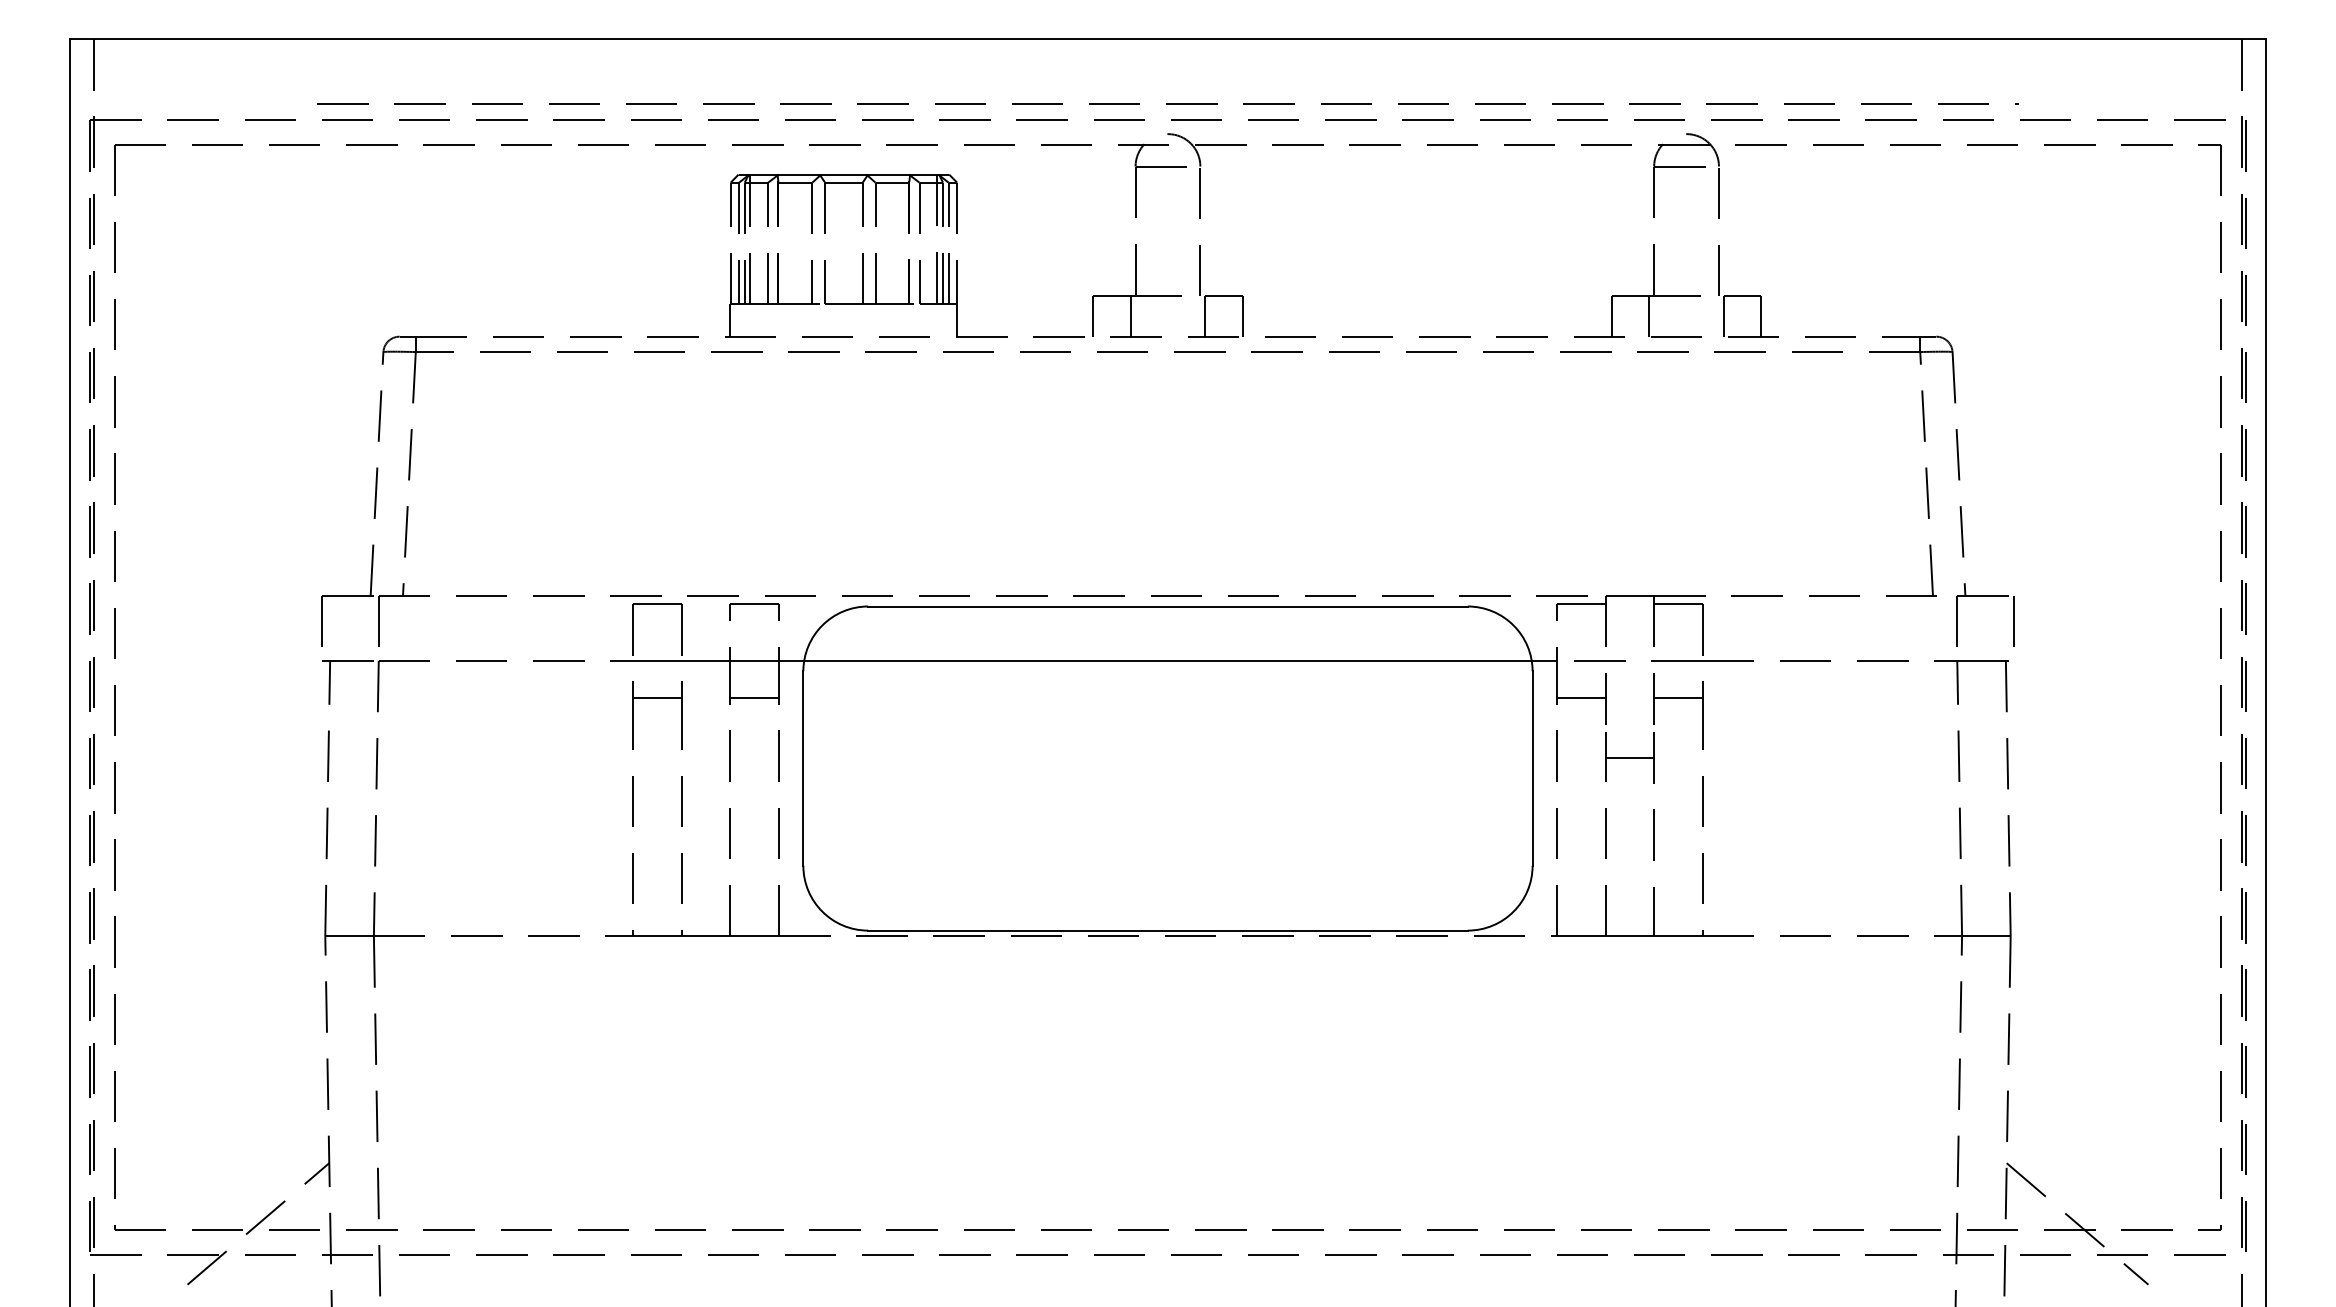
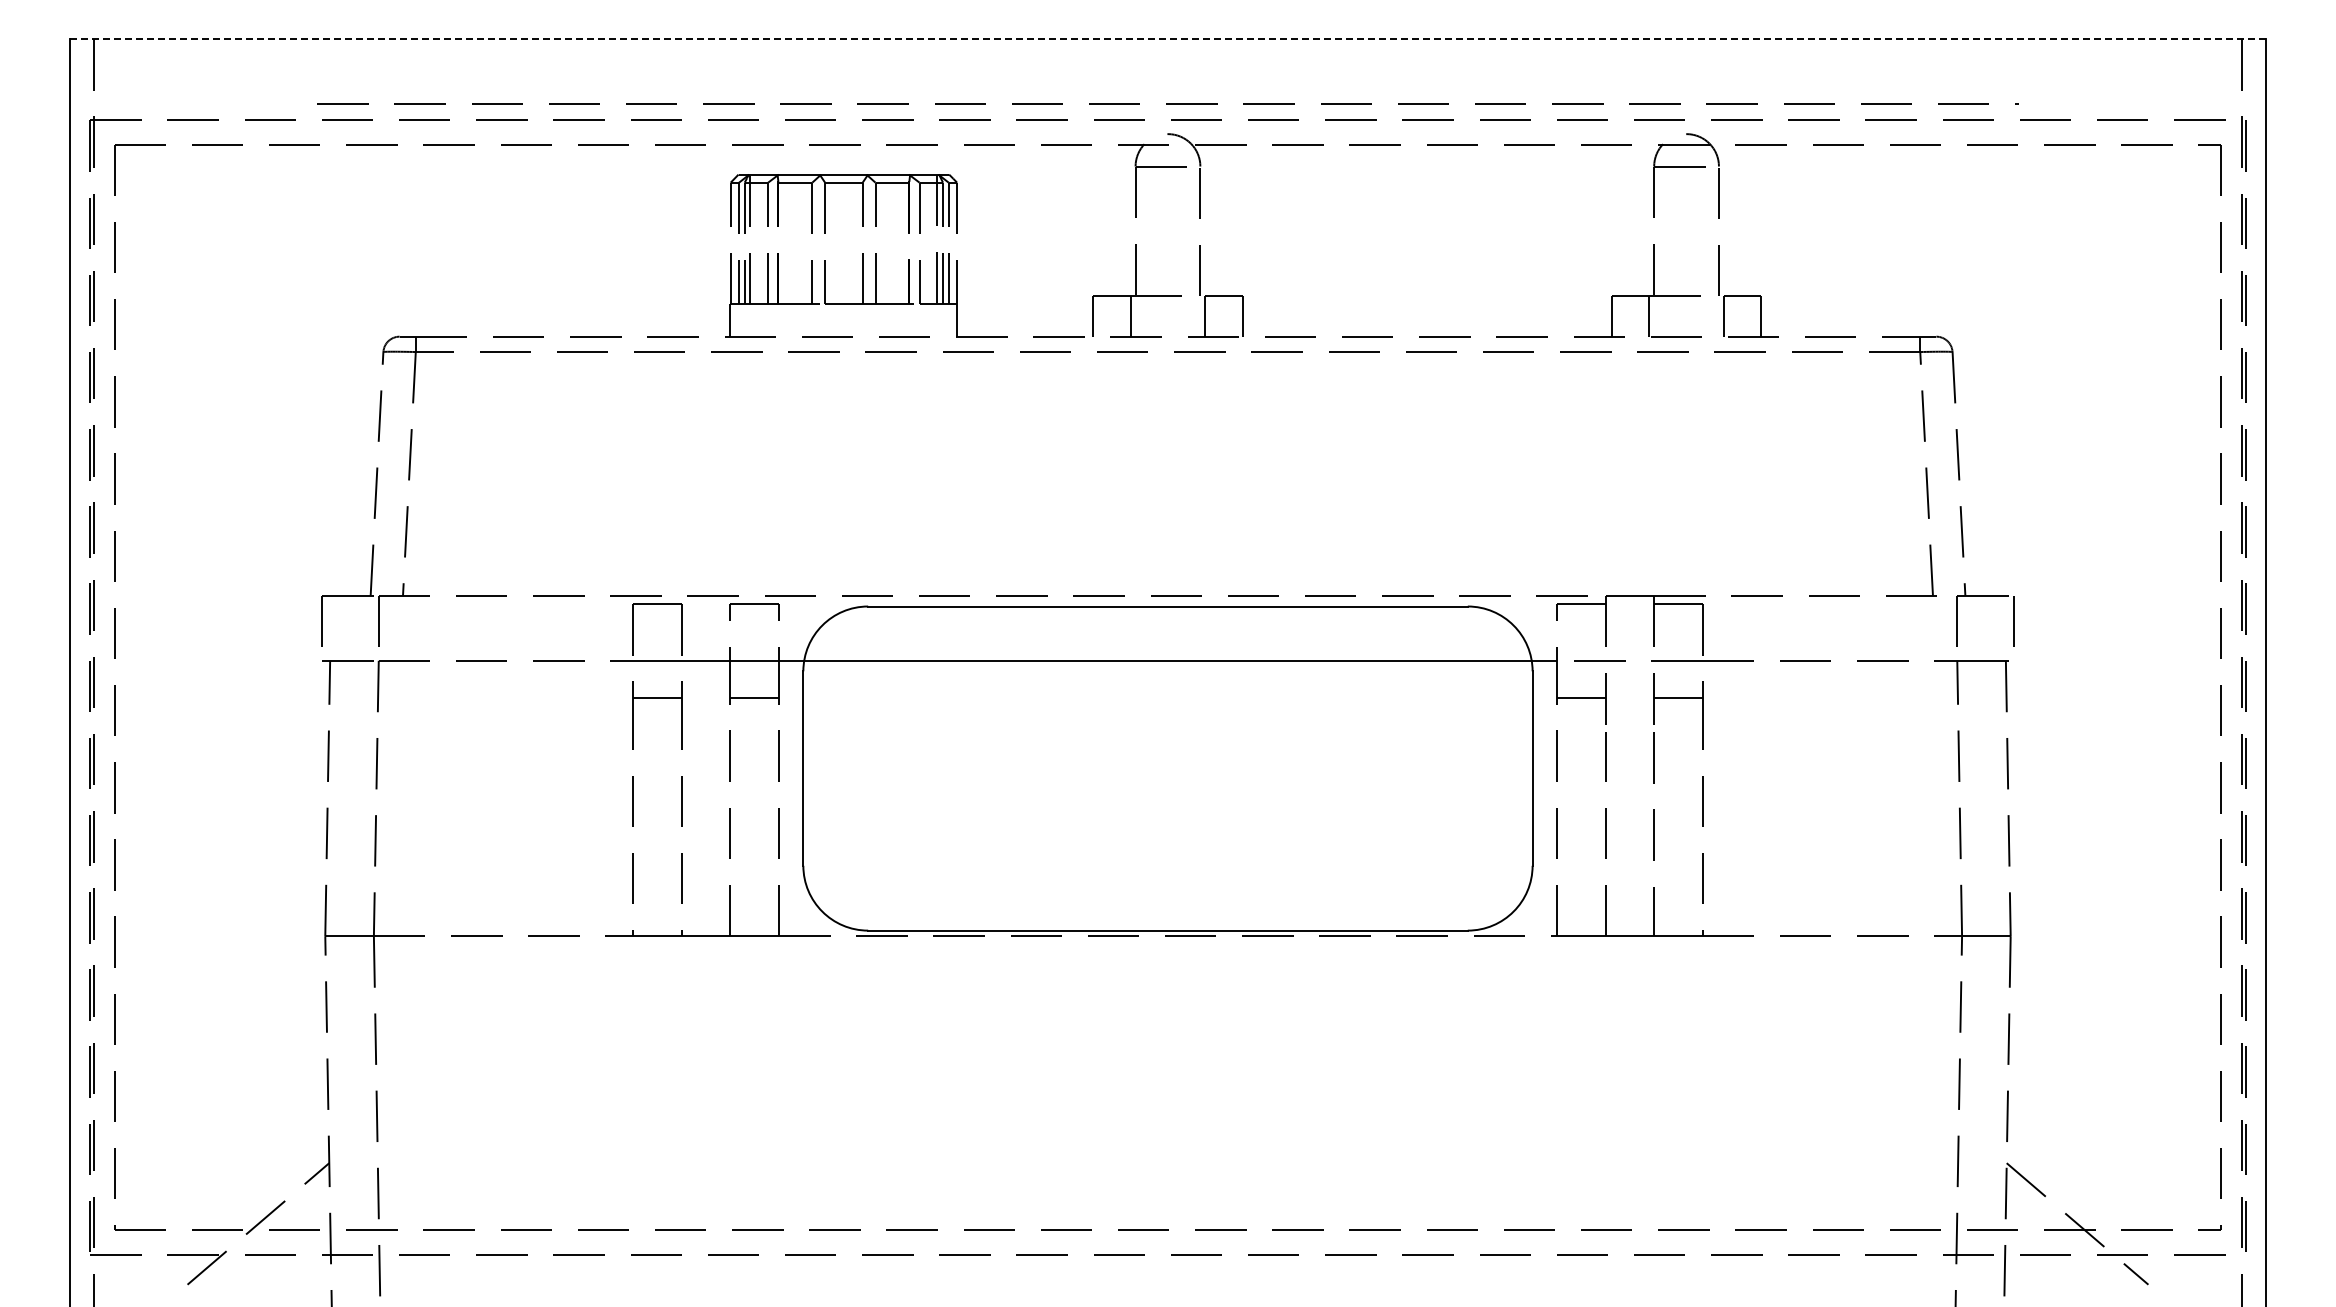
line: solid -> dashed (1167, 39)
line: present -> none (1629, 758)
